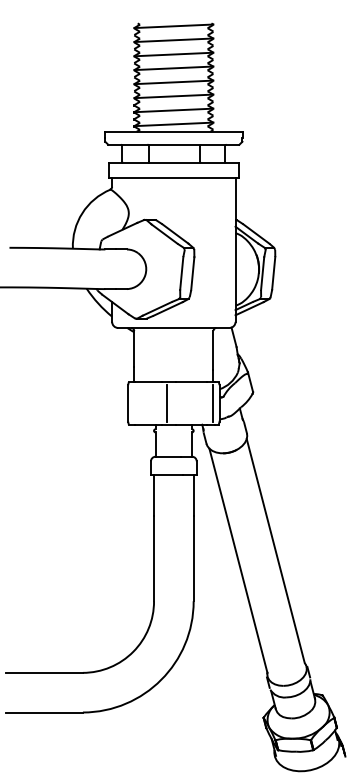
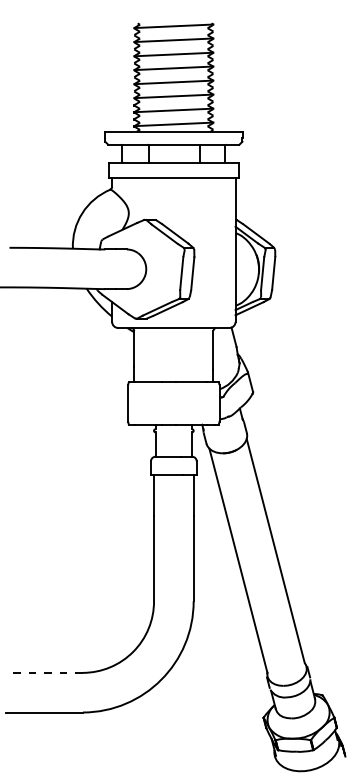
line: present -> none (167, 403)
line: present -> none (213, 403)
line: solid -> dashed (44, 672)
